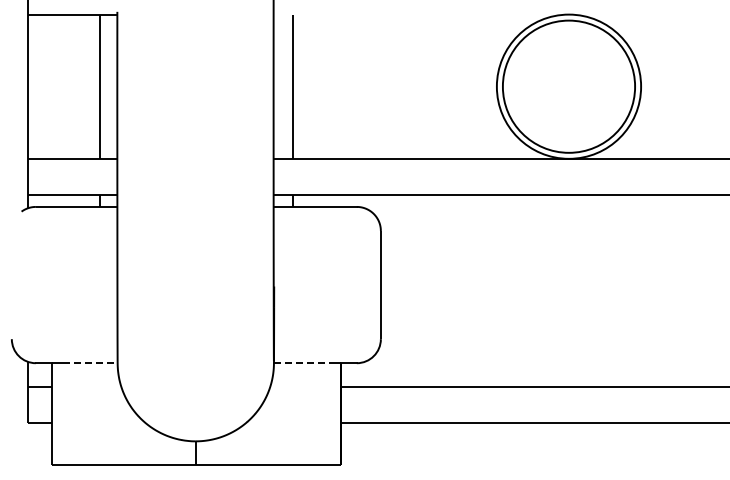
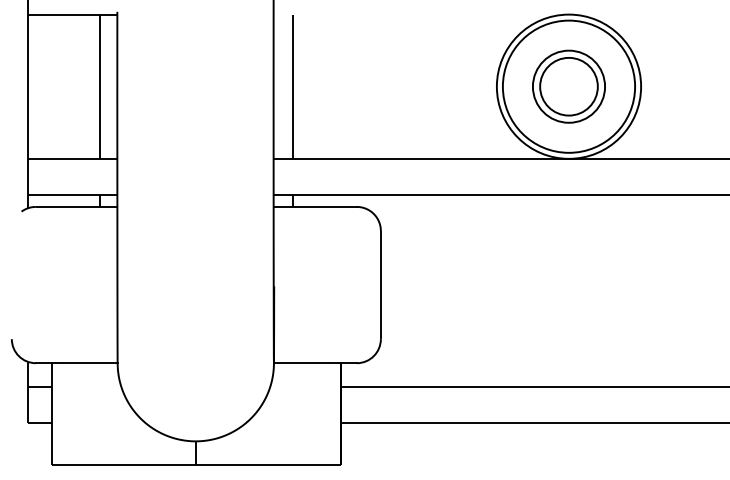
part: none -> present (568, 86)
line: dashed -> solid (90, 363)
line: dashed -> solid (301, 363)
